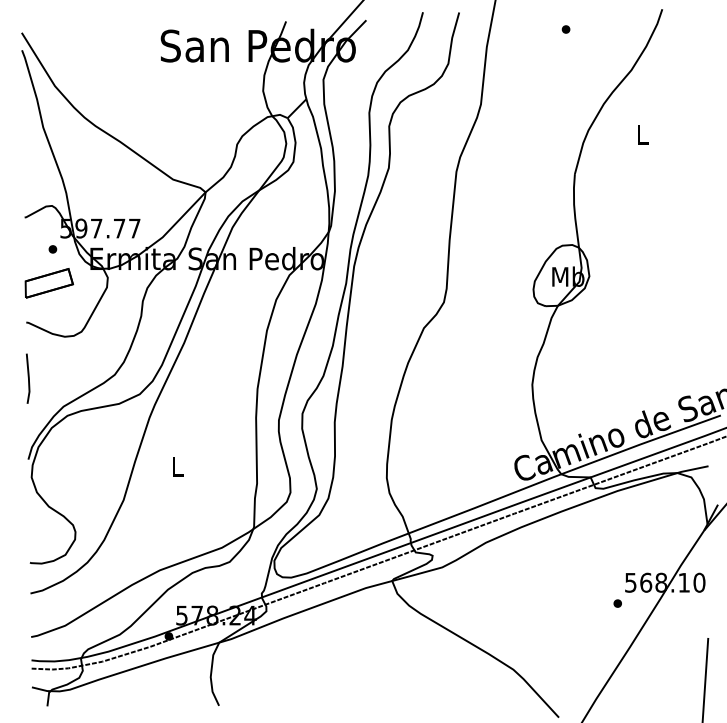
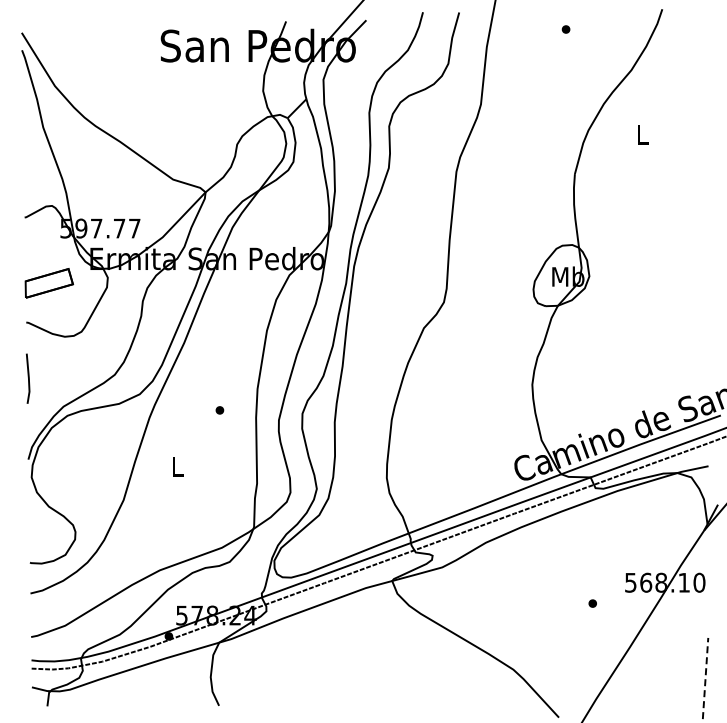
part position: (52, 249) -> (219, 410) (219, 410)
part position: (617, 603) -> (592, 603) (592, 603)
line: solid -> dashed (705, 679)
